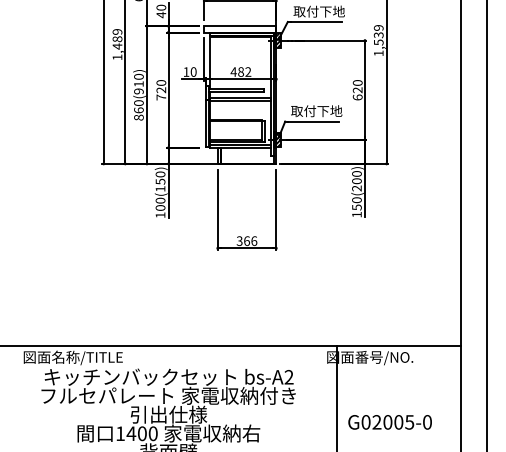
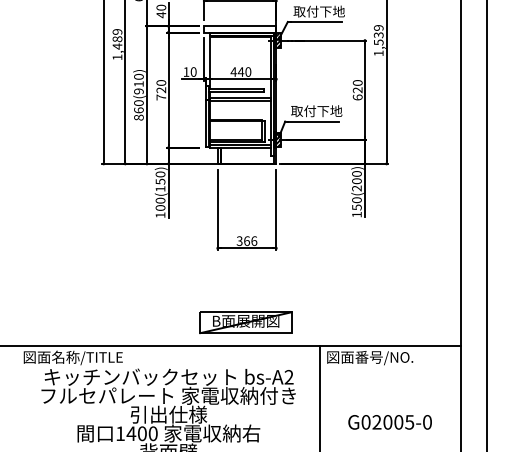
text: 482 -> 440 (244, 71)
part: none -> present (245, 322)
line position: (336, 397) -> (319, 397) (319, 397)
